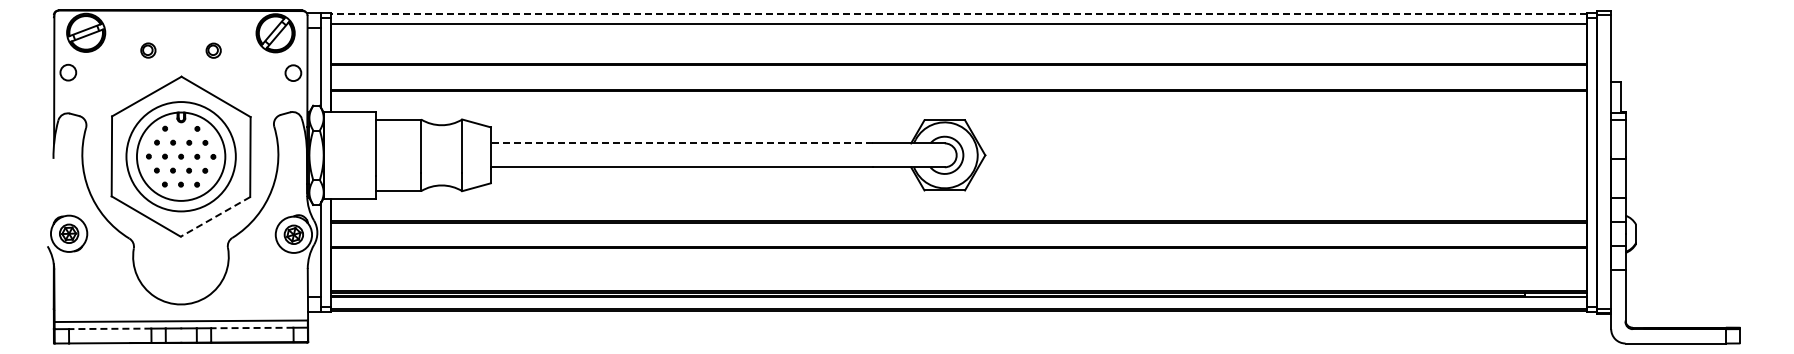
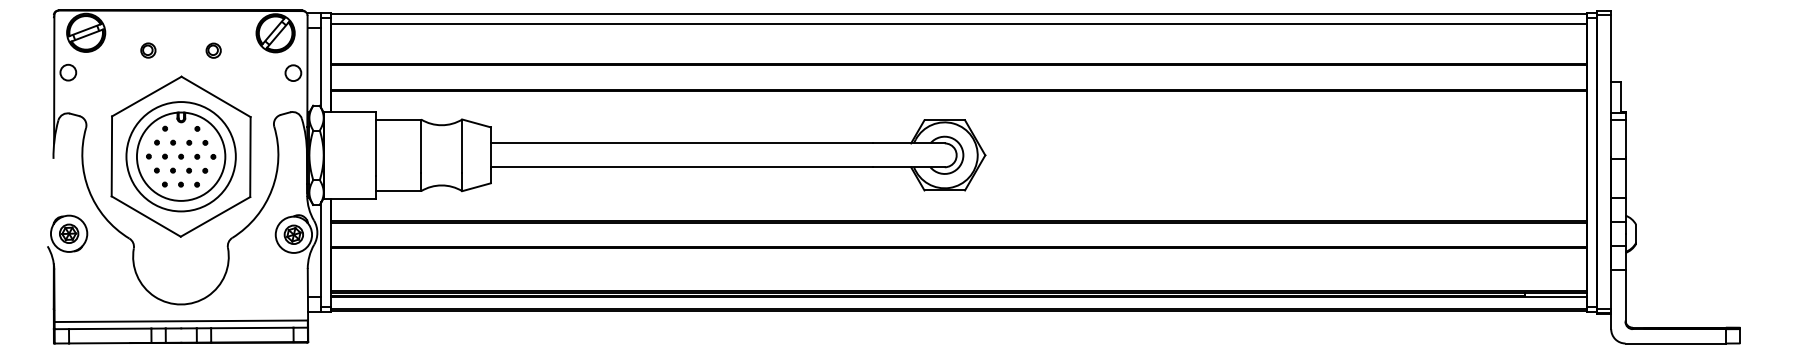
line: dashed -> solid (958, 14)
line: dashed -> solid (681, 143)
line: dashed -> solid (215, 216)
line: dashed -> solid (109, 328)
line: dashed -> solid (251, 328)
